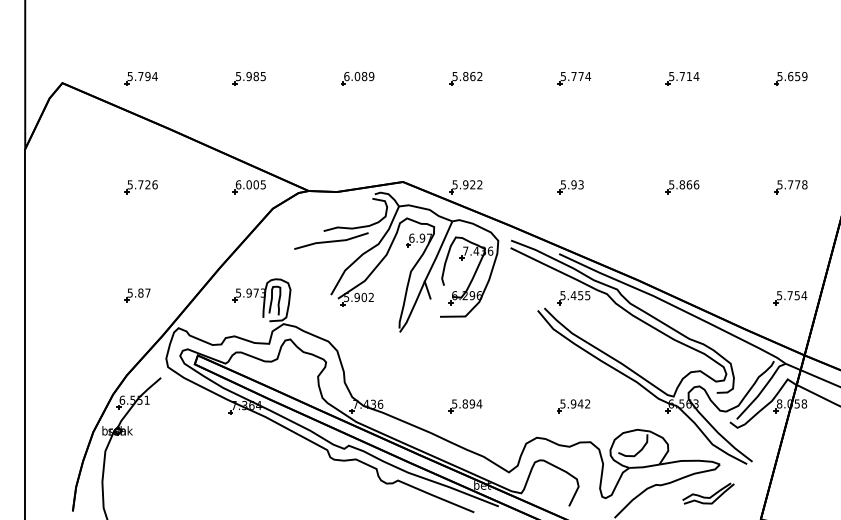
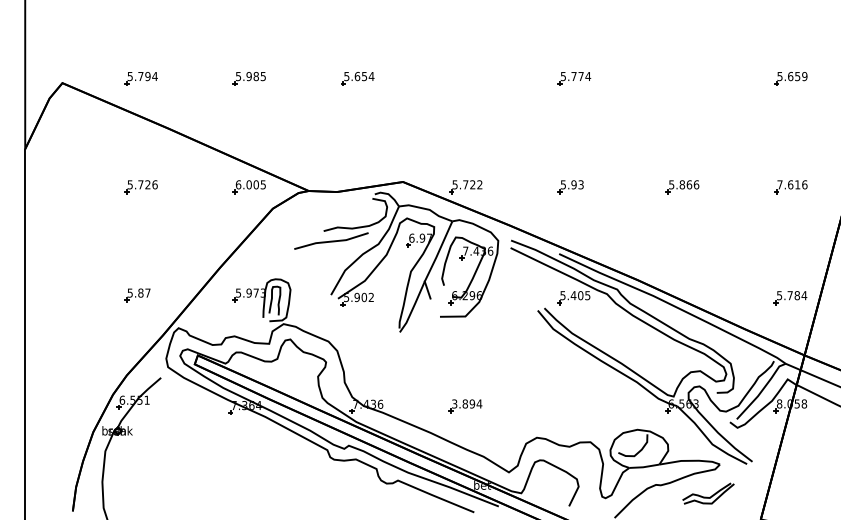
text: 6.089 -> 5.654 (359, 76)
part: present -> none (465, 78)
part: present -> none (682, 78)
text: 5.922 -> 5.722 (465, 184)
text: 5.778 -> 7.616 (792, 184)
text: 5.455 -> 5.405 (580, 295)
text: 5.754 -> 5.784 (796, 295)
text: 5.894 -> 3.894 (454, 403)
part: present -> none (573, 406)
